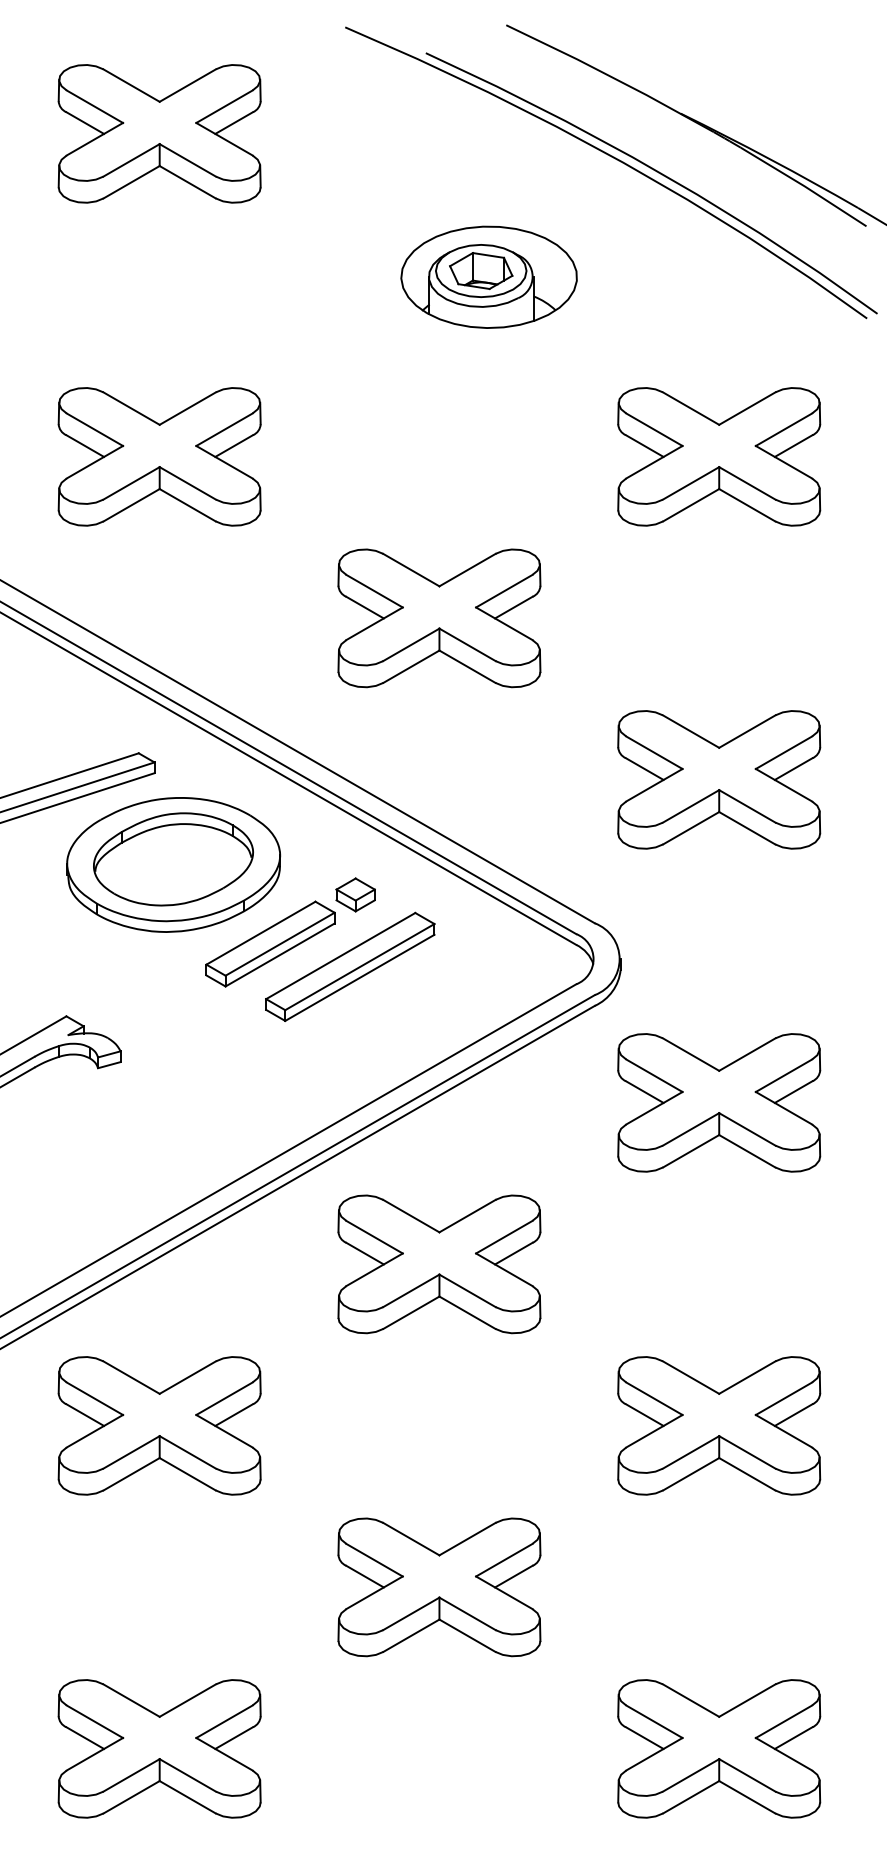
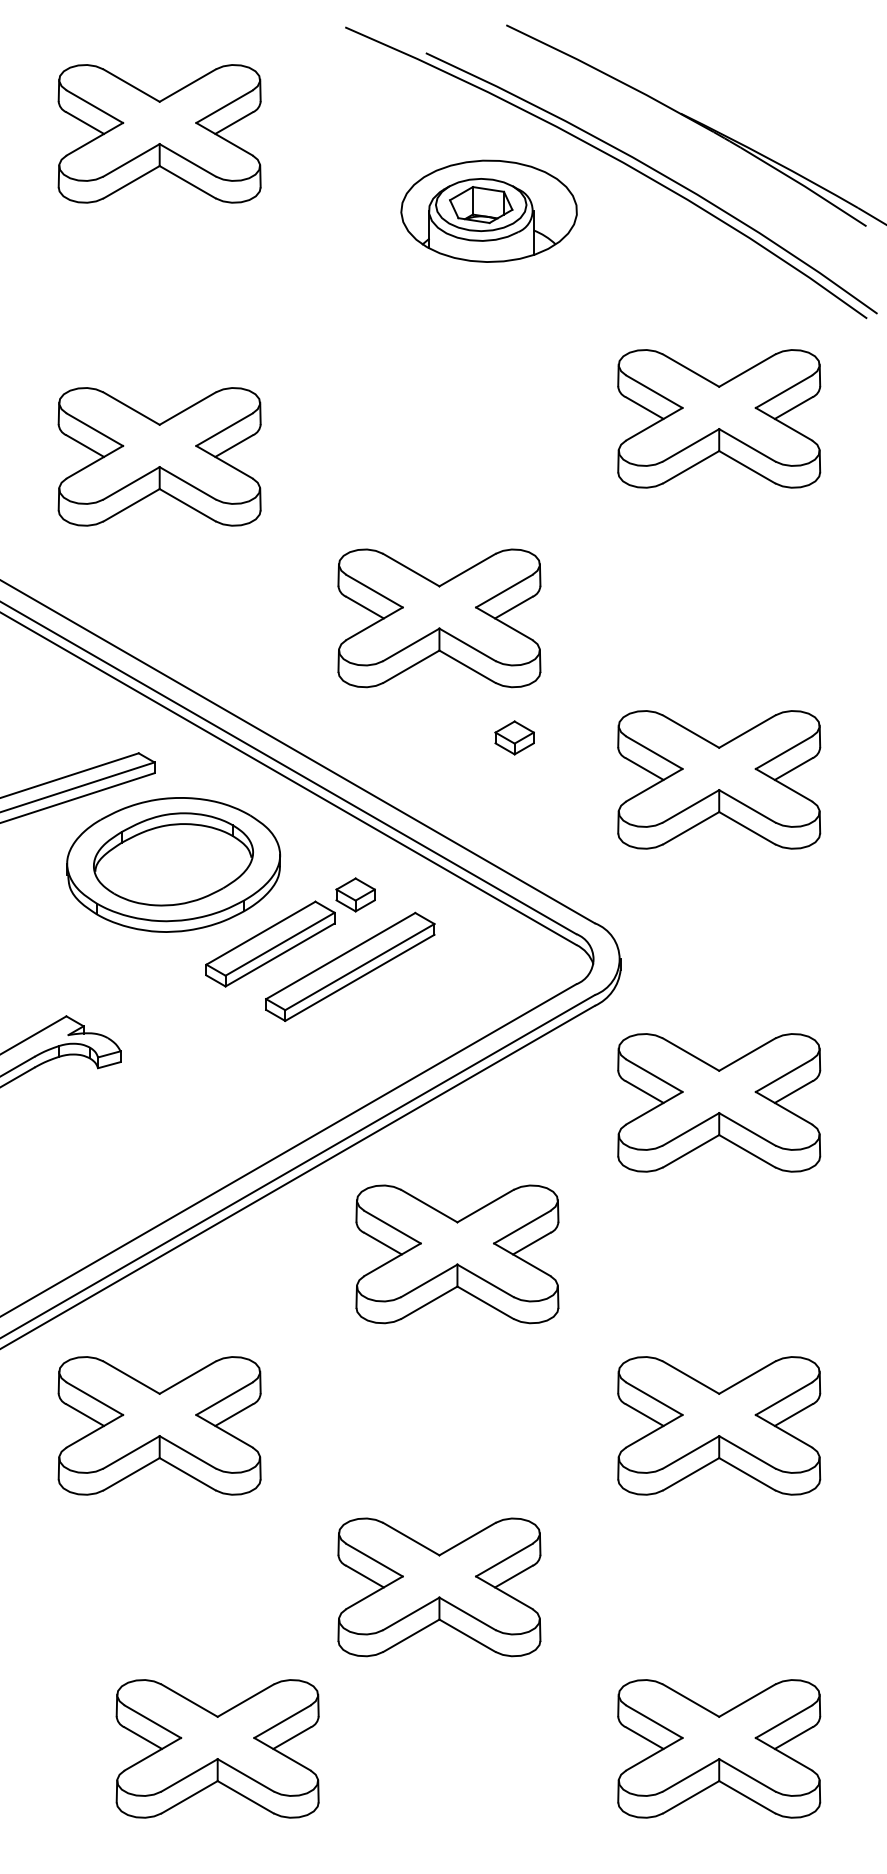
part position: (488, 276) -> (488, 210) (488, 210)
part position: (719, 456) -> (719, 418) (719, 418)
part: none -> present (514, 737)
part position: (439, 1264) -> (457, 1254) (457, 1254)
part position: (159, 1748) -> (217, 1748) (217, 1748)
